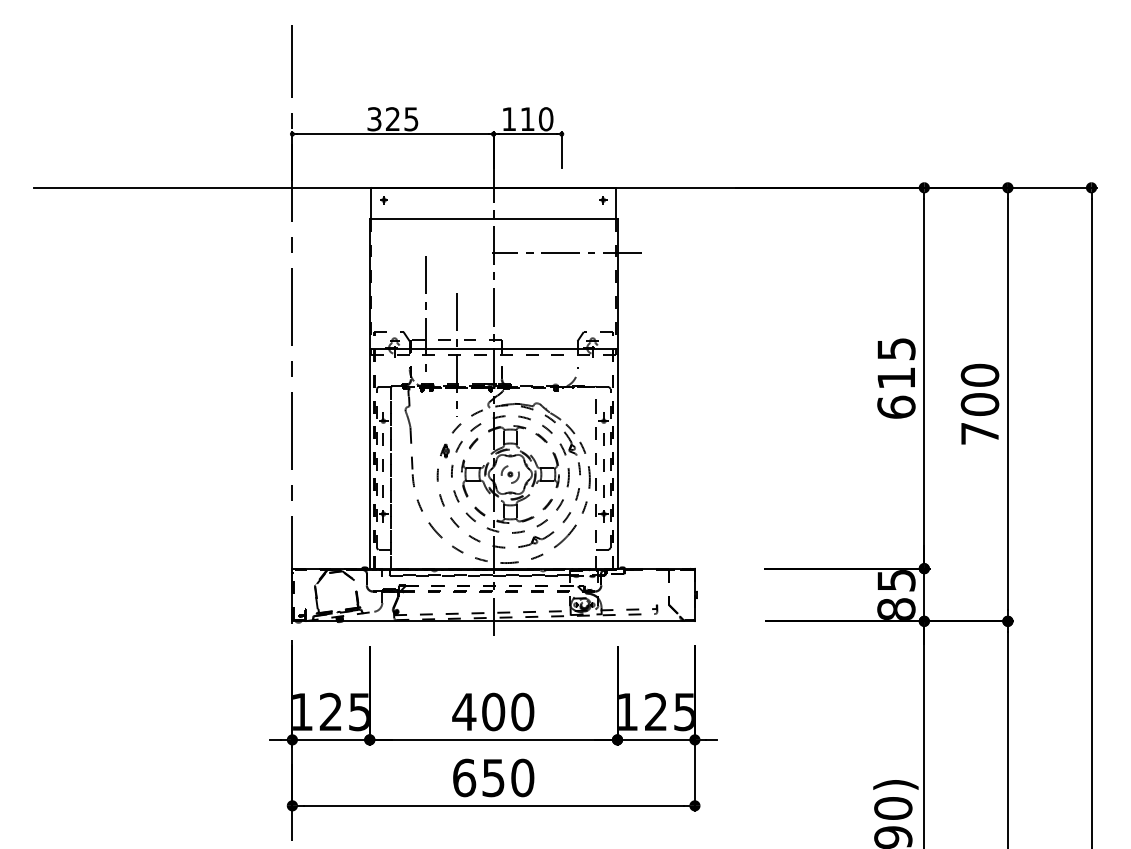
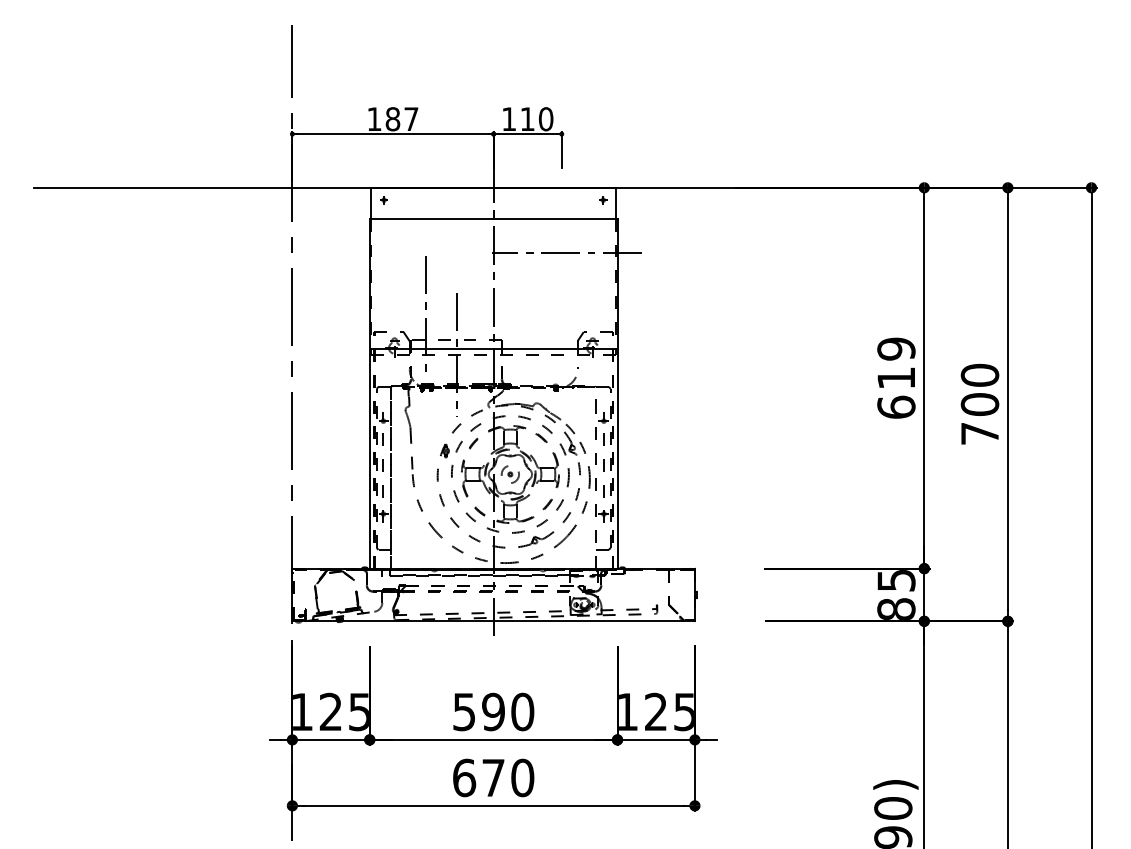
text: 325 -> 187 (392, 119)
text: 615 -> 619 (896, 348)
text: 400 -> 590 (478, 712)
text: 650 -> 670 (493, 778)
